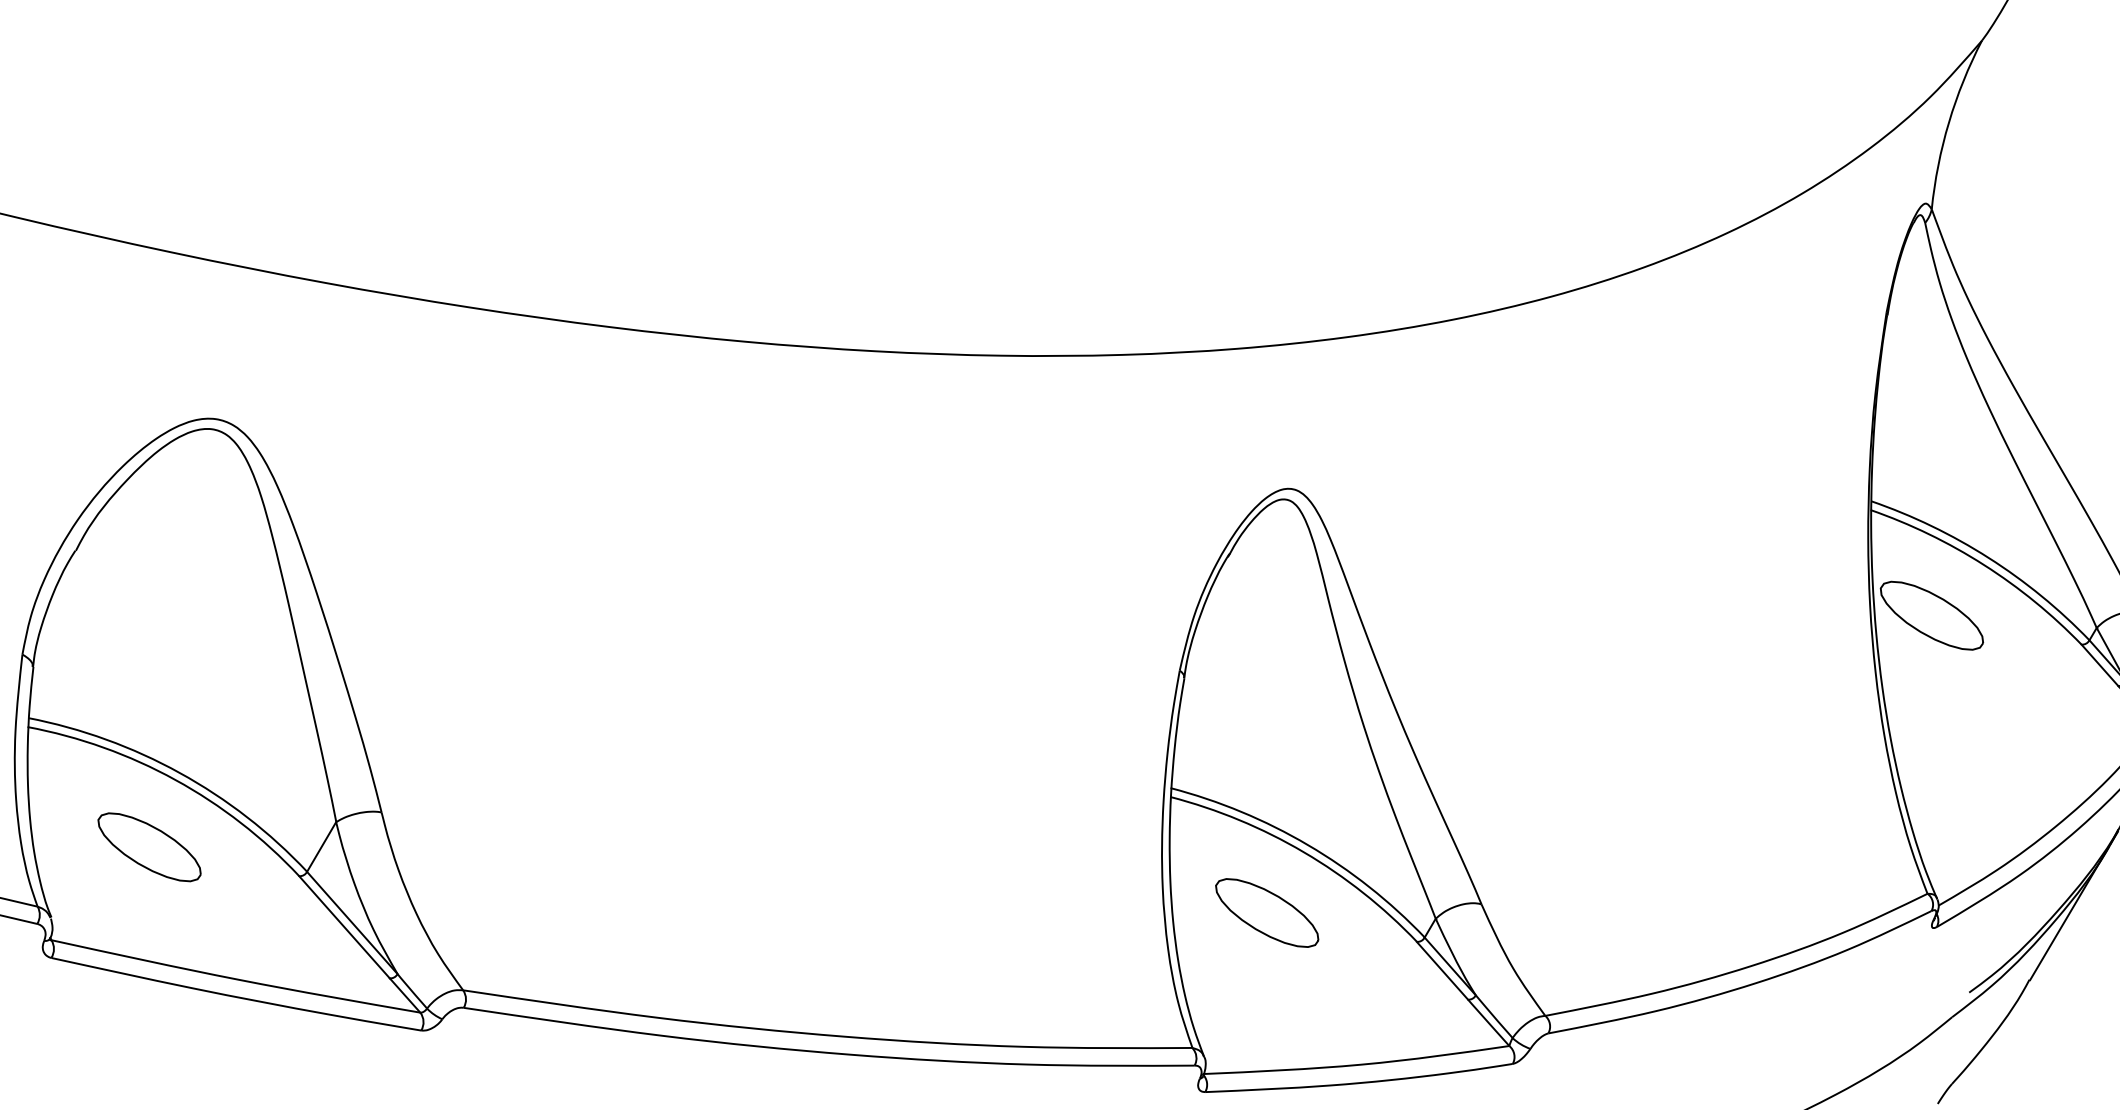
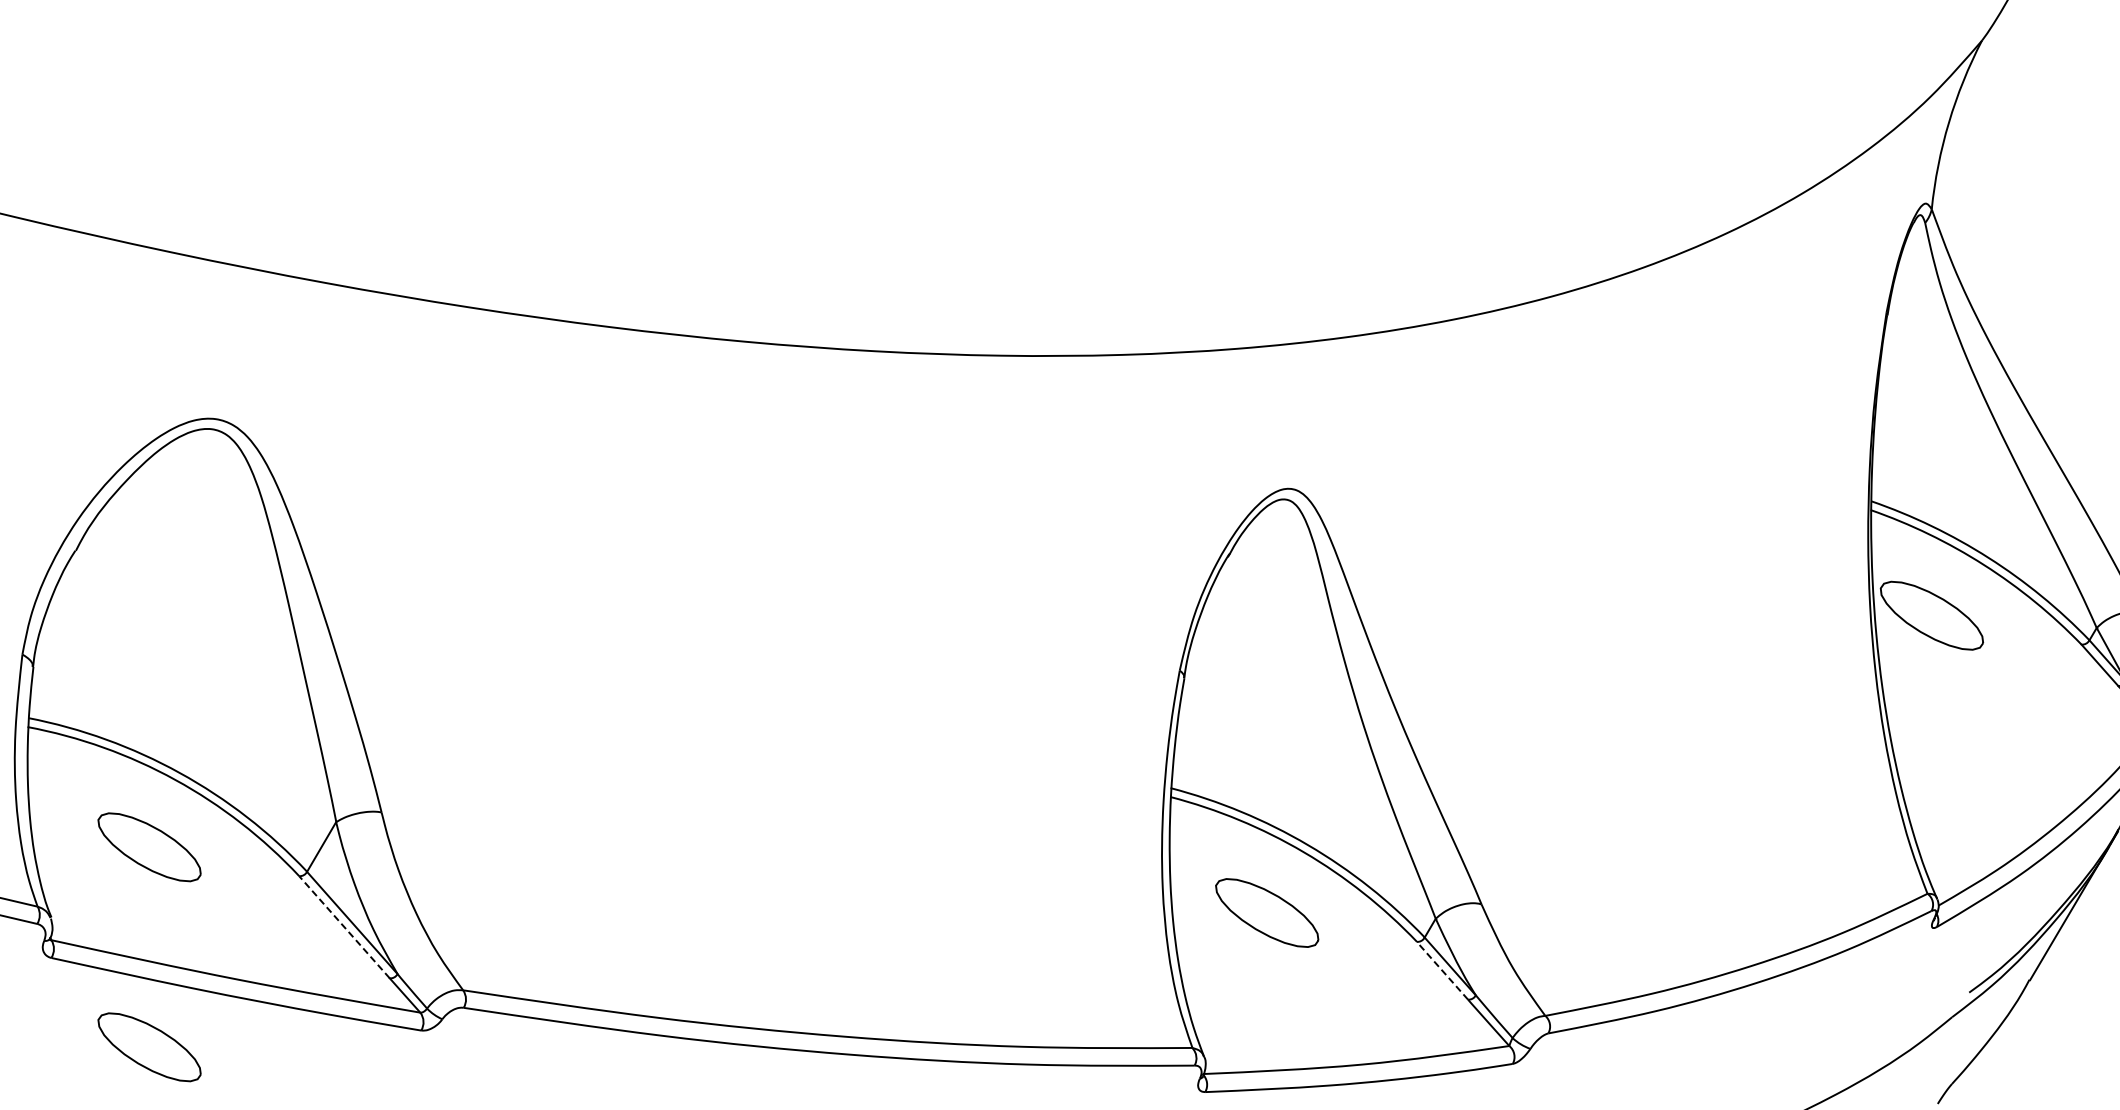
line: solid -> dashed (344, 926)
line: solid -> dashed (1442, 970)
part: none -> present (149, 1047)
